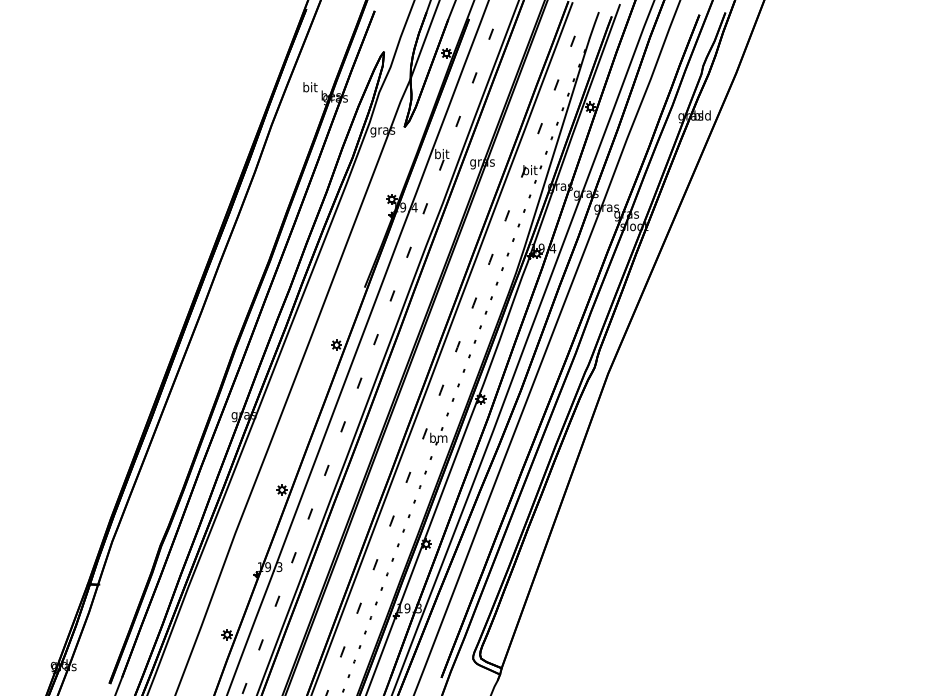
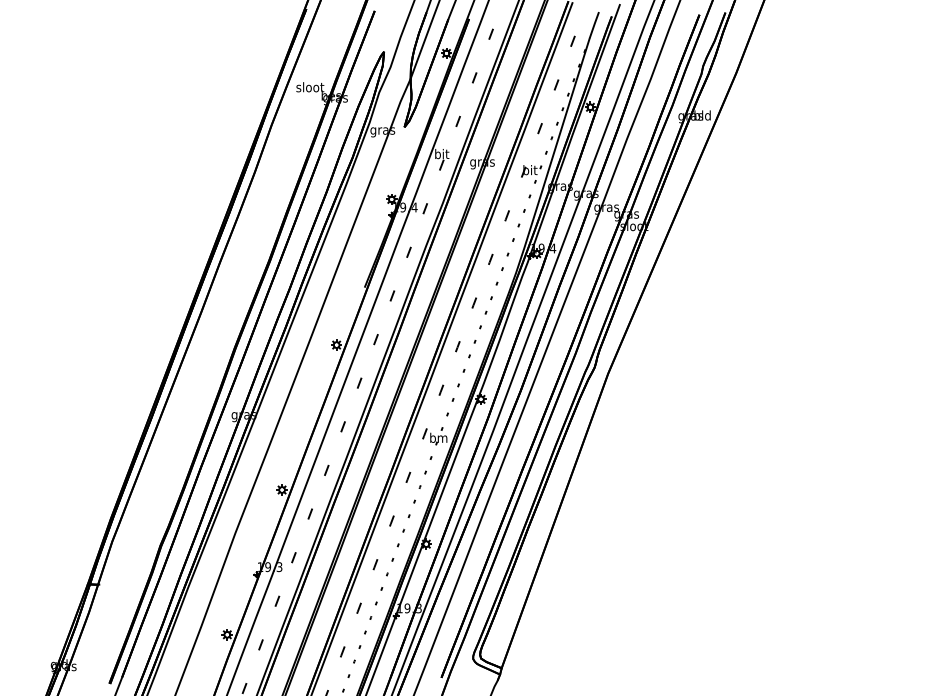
text: bit -> sloot (310, 87)
